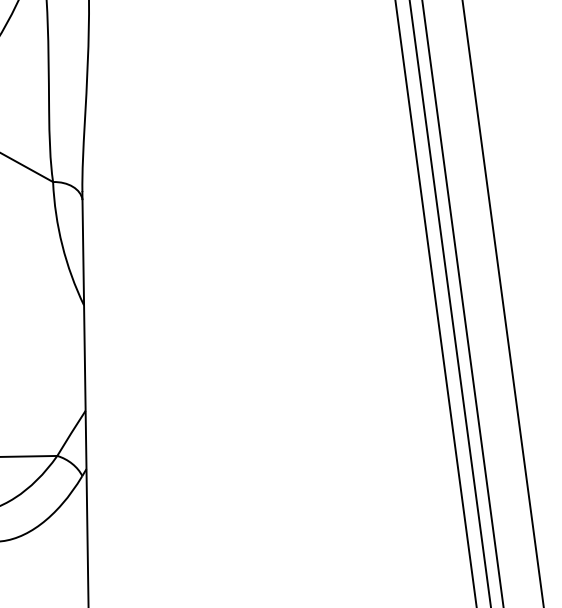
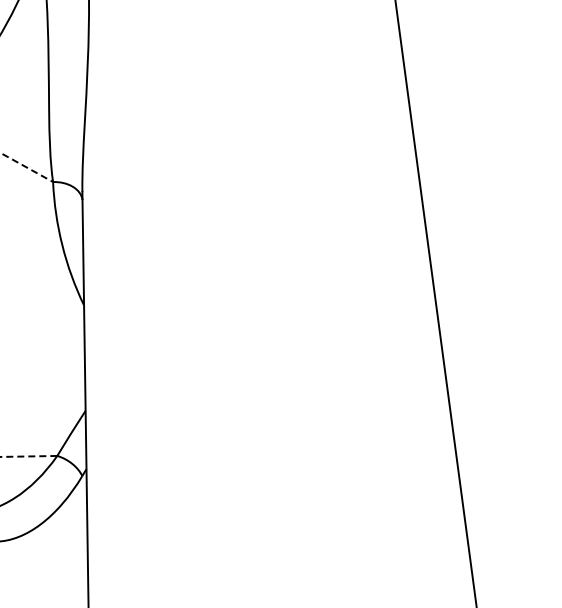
line: solid -> dashed (26, 167)
line: present -> none (449, 303)
line: present -> none (462, 303)
line: present -> none (502, 303)
line: solid -> dashed (28, 456)
